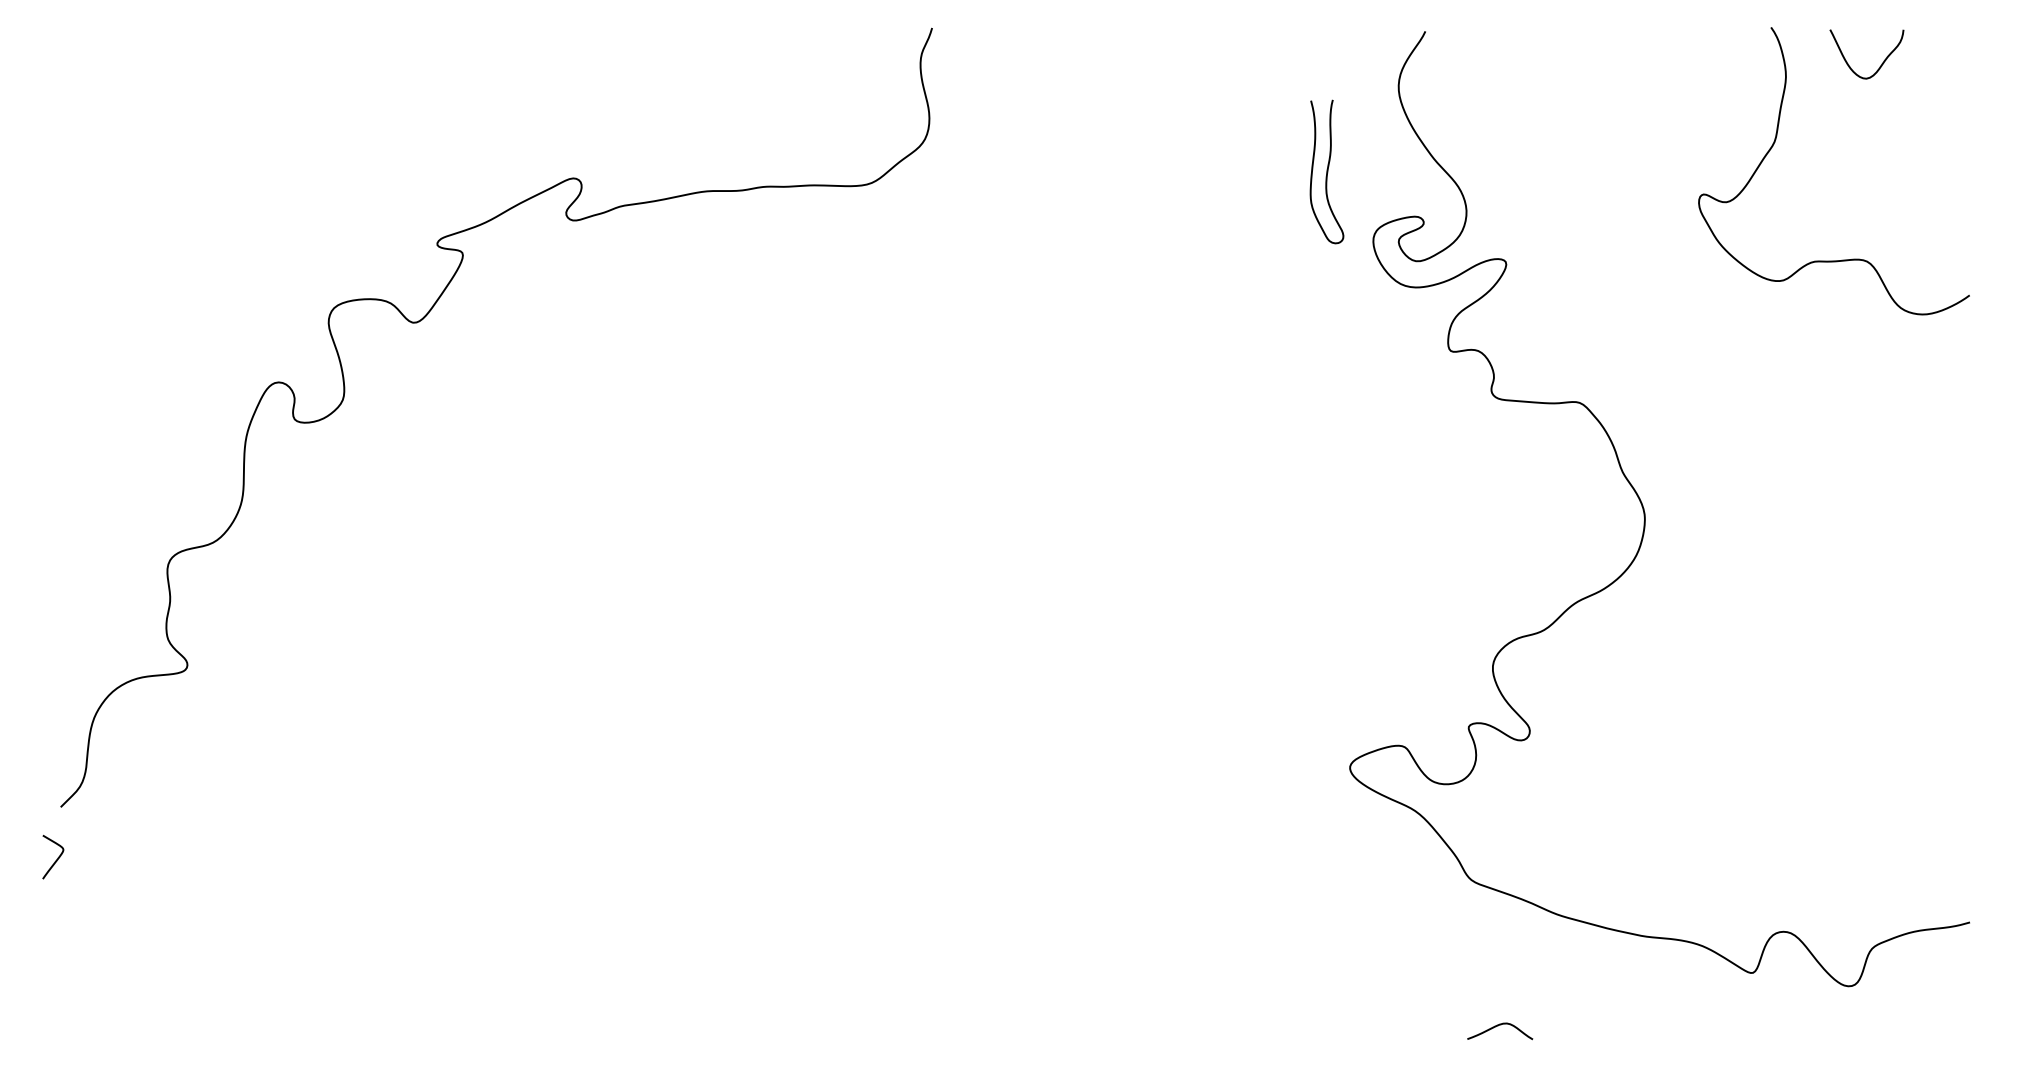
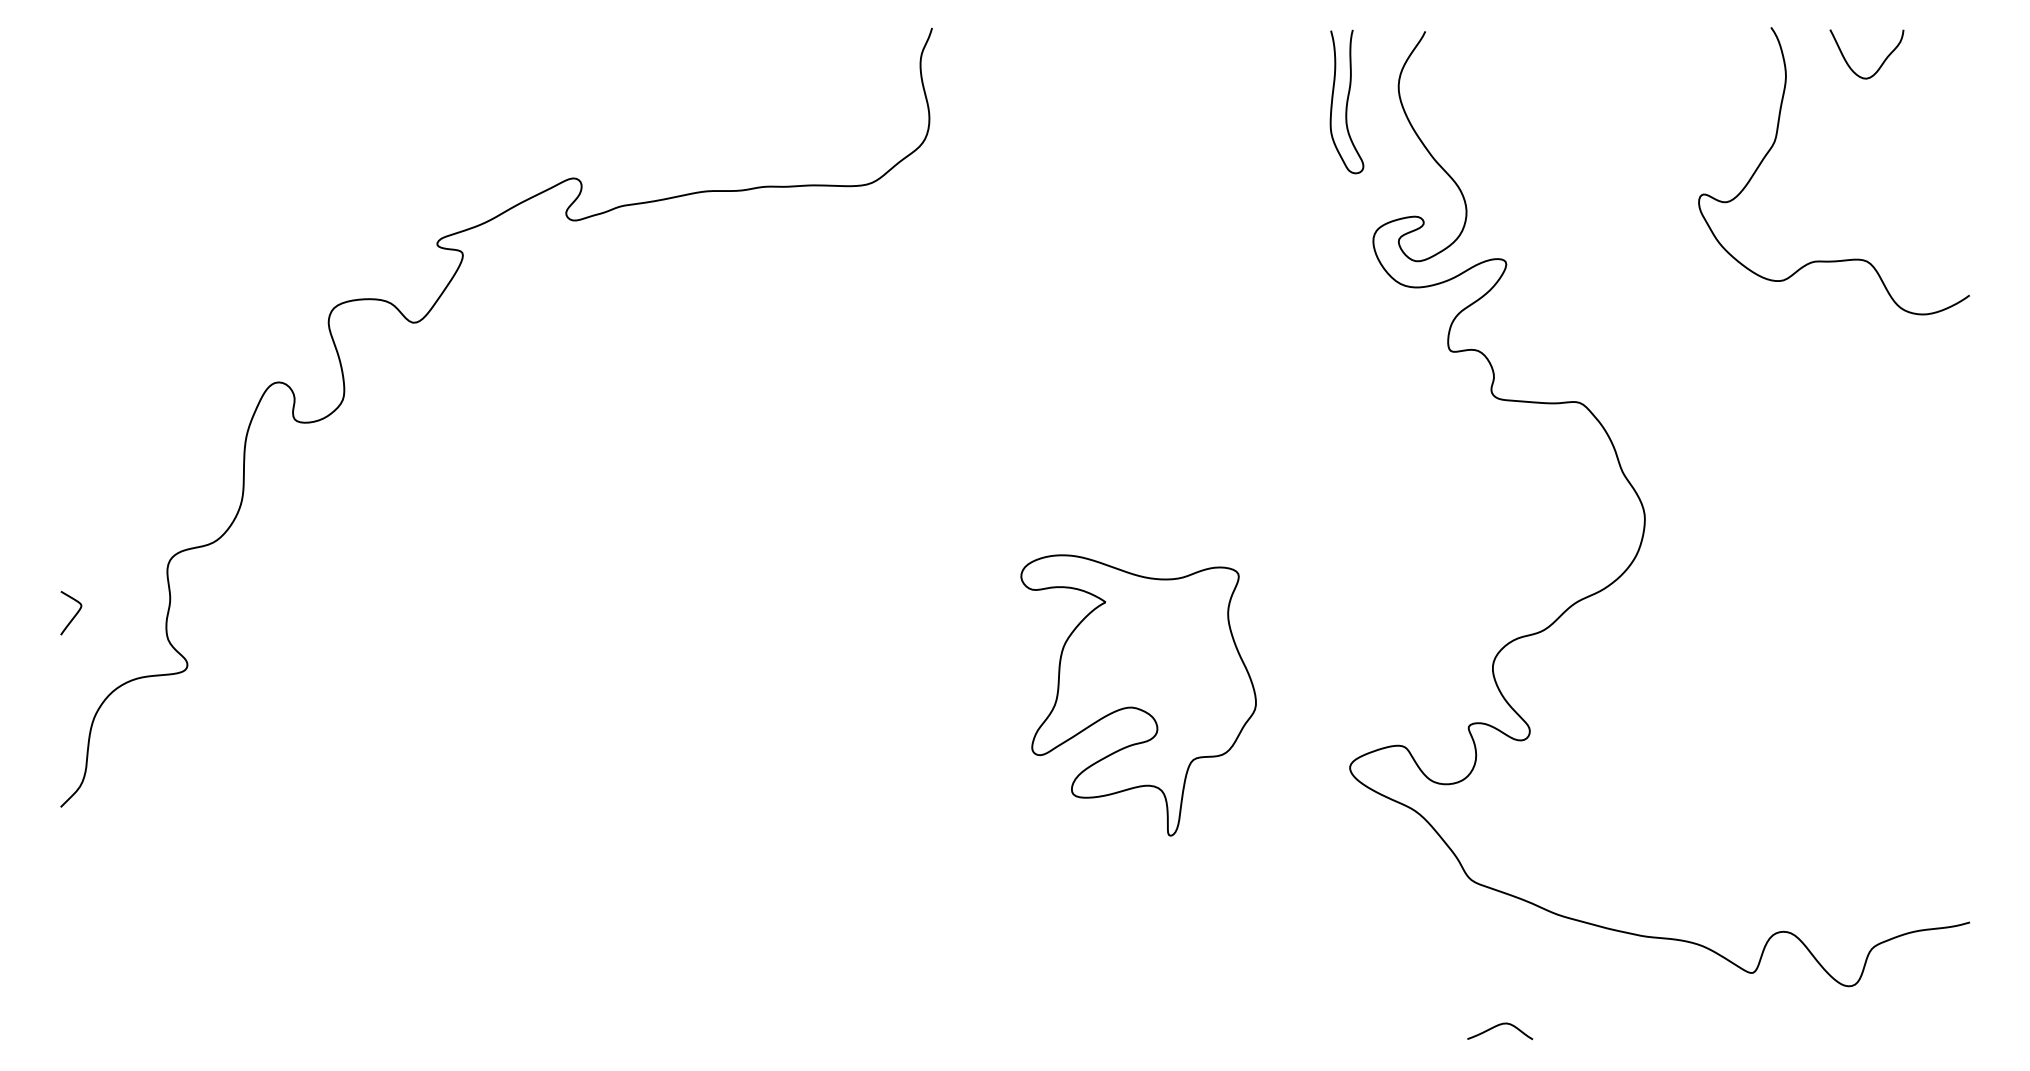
curve position: (1326, 171) -> (1346, 101) (1346, 101)
part: none -> present (1138, 695)
curve position: (56, 859) -> (74, 615) (74, 615)
